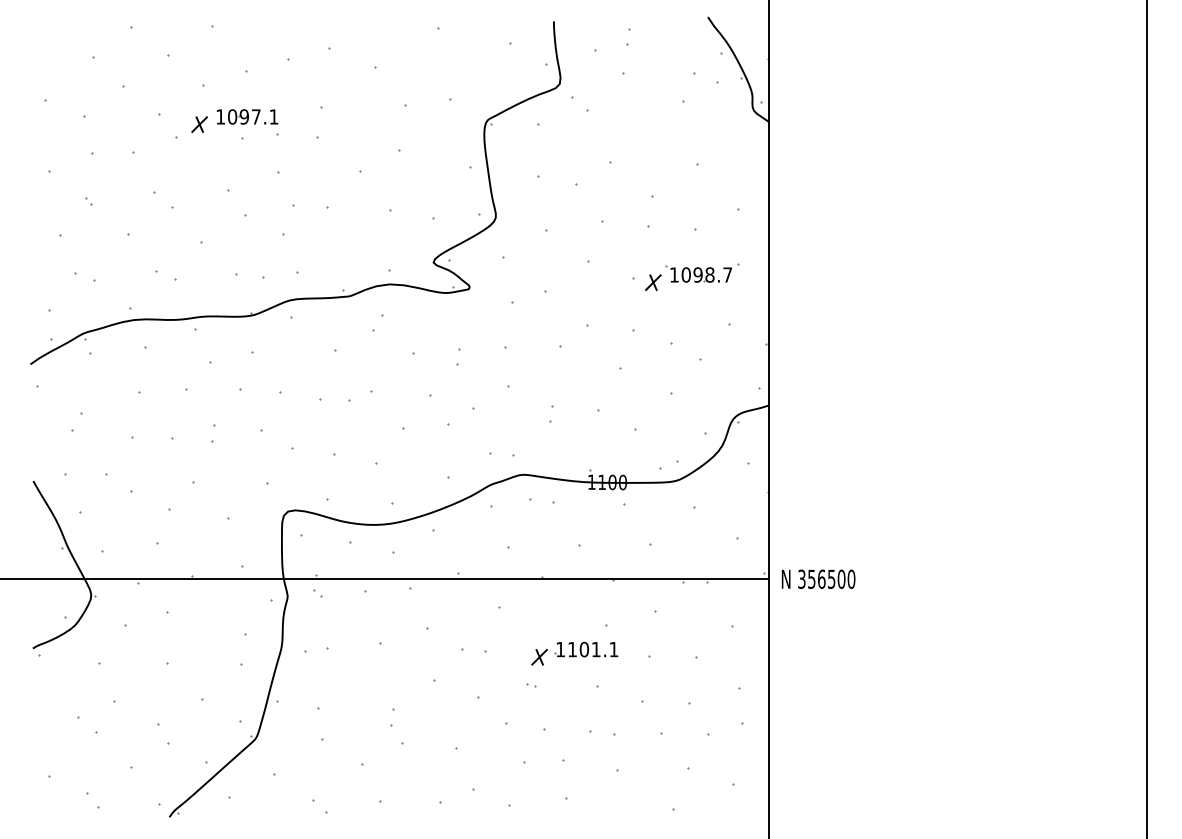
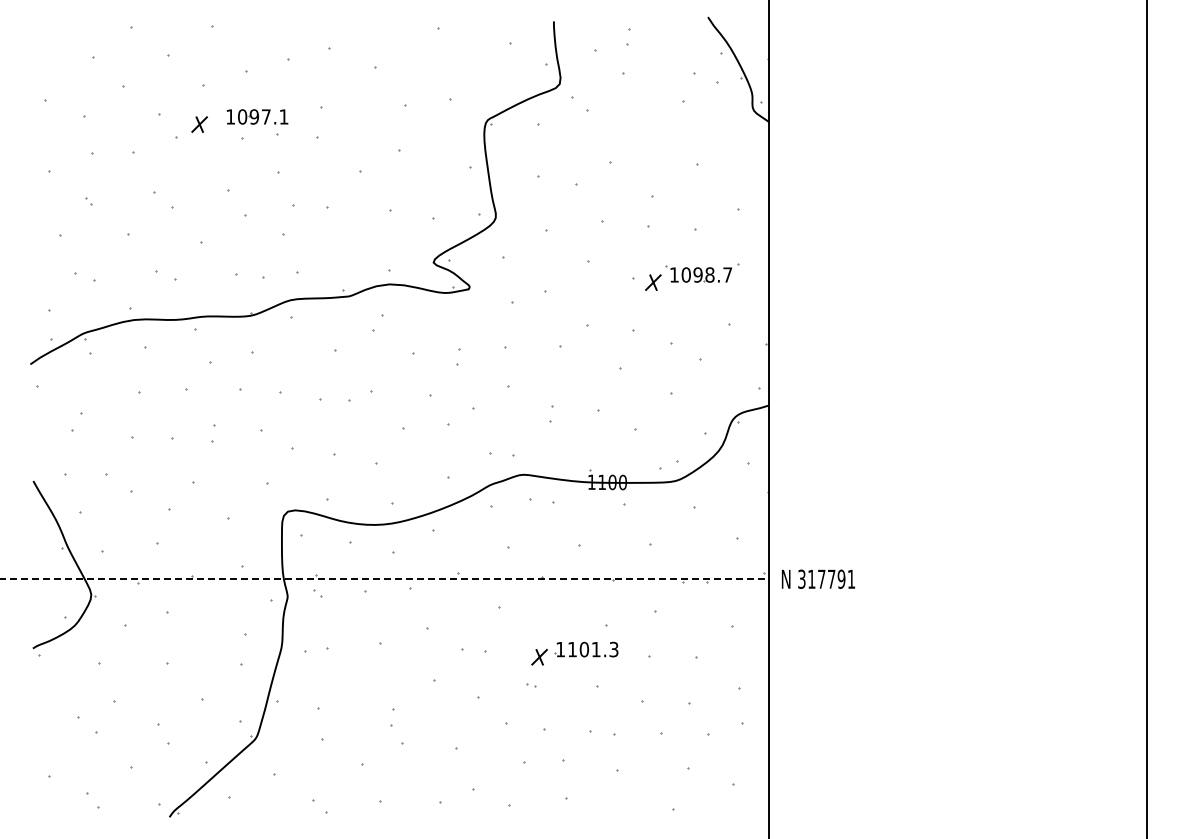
part position: (247, 116) -> (257, 116) (257, 116)
text: 356500 -> 317791 (831, 578)
line: solid -> dashed (385, 579)
text: 1101.1 -> 1101.3 (613, 649)
